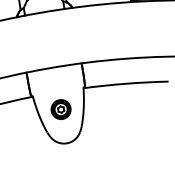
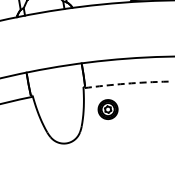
arc: solid -> dashed (125, 83)
part position: (60, 109) -> (107, 109) (107, 109)
